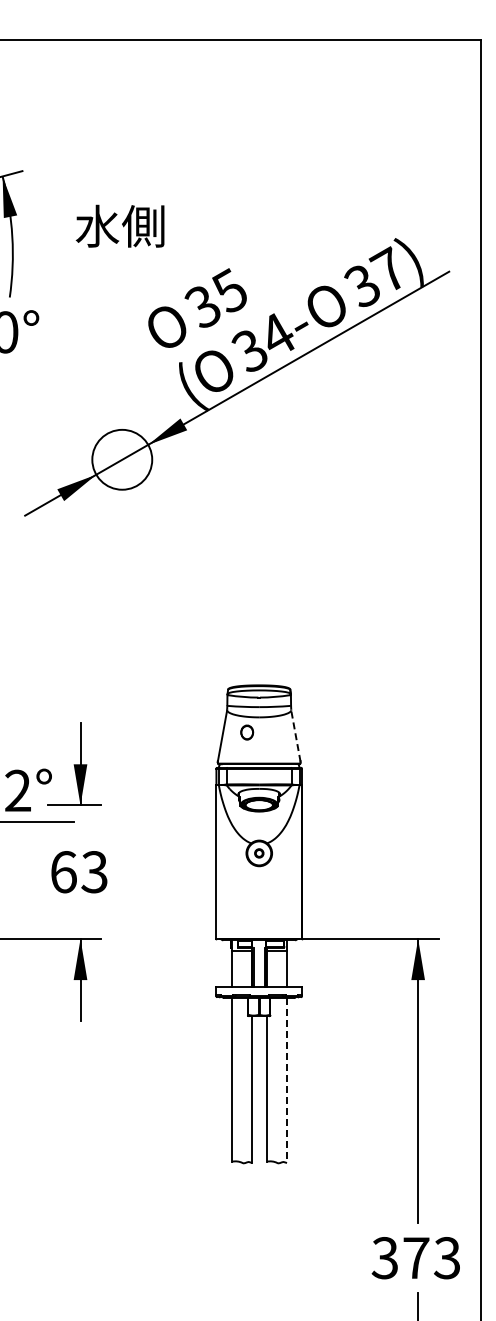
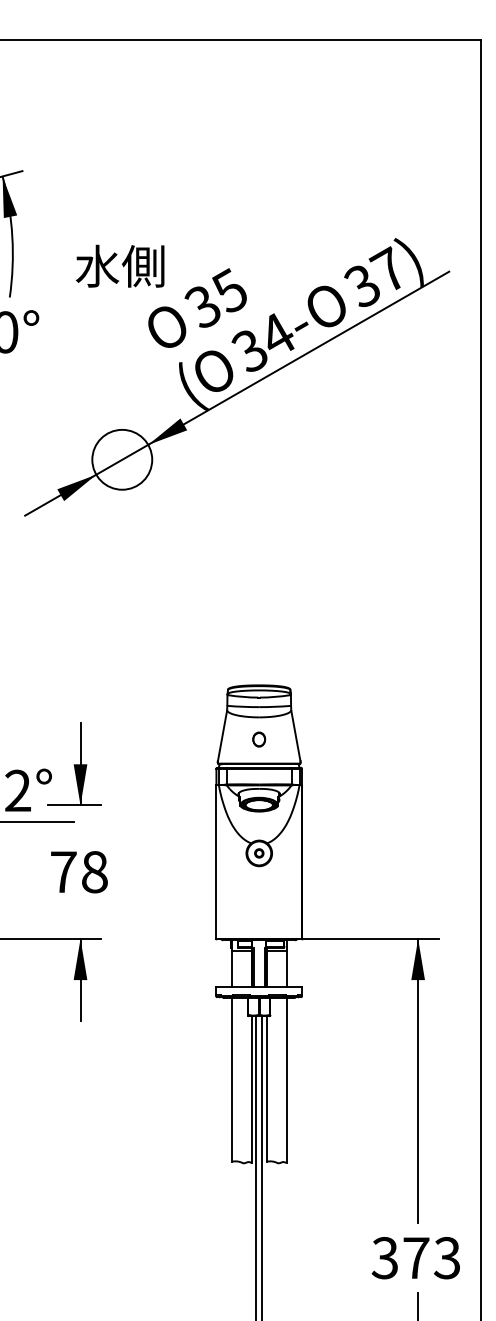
text position: (119, 225) -> (119, 265) (119, 265)
part position: (247, 732) -> (259, 739) (259, 739)
line: dashed -> solid (295, 735)
text: 63 -> 78 (79, 872)
line: dashed -> solid (287, 1081)
line: none -> present (256, 1166)
line: none -> present (261, 1166)
